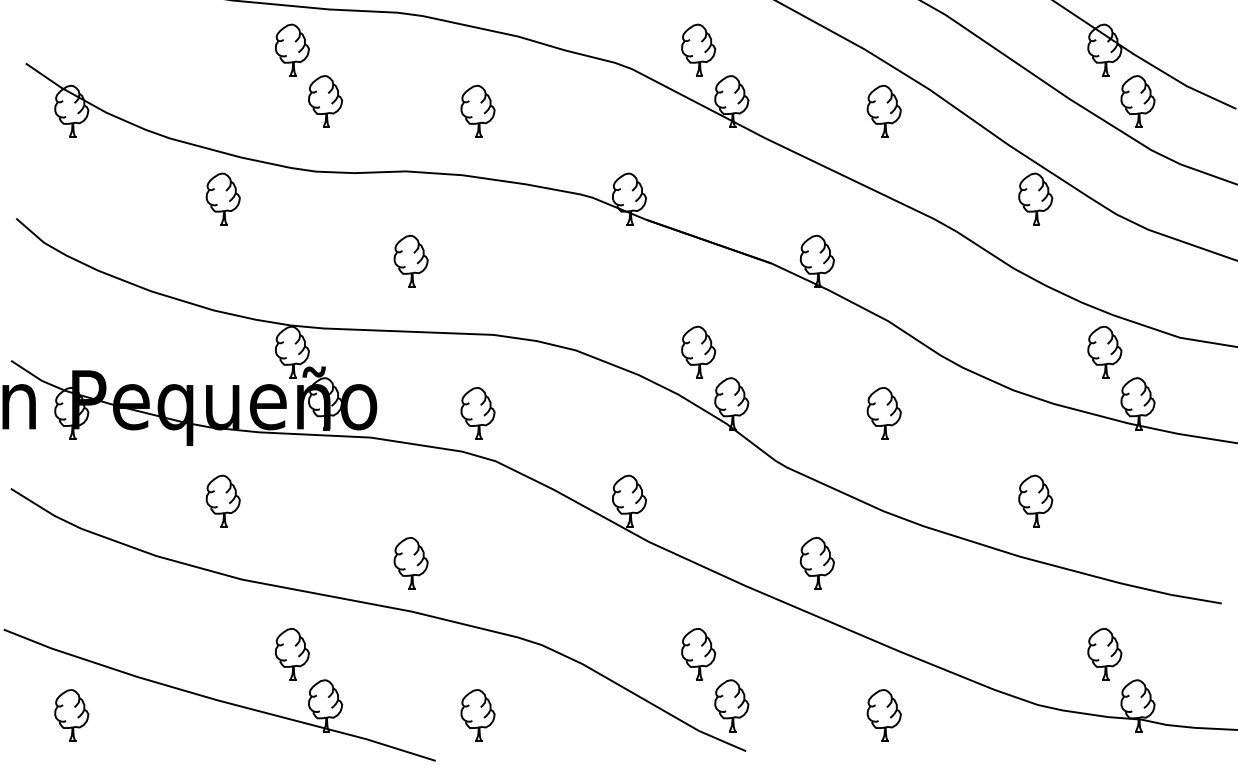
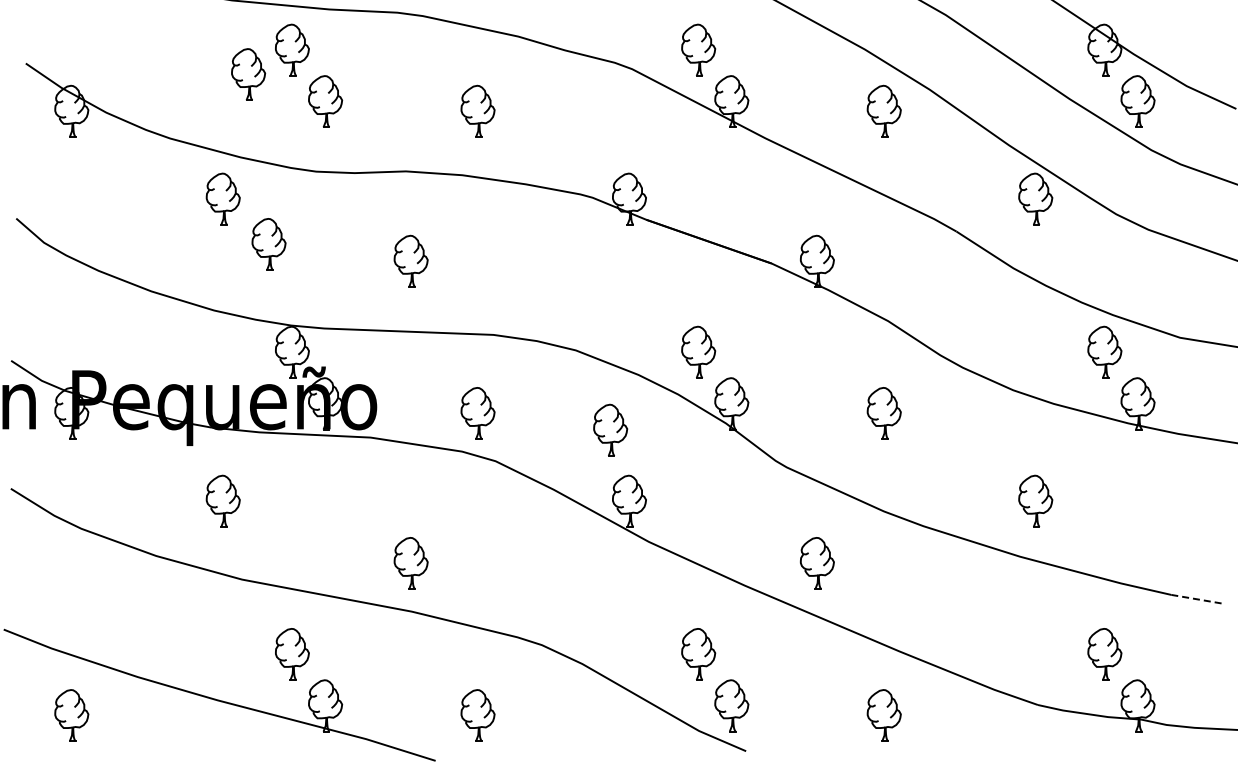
part: none -> present (248, 74)
part: none -> present (268, 244)
part: none -> present (610, 429)
line: solid -> dashed (1196, 599)
